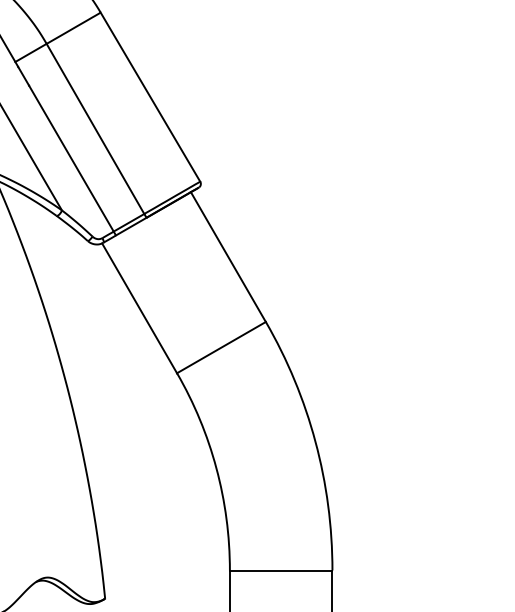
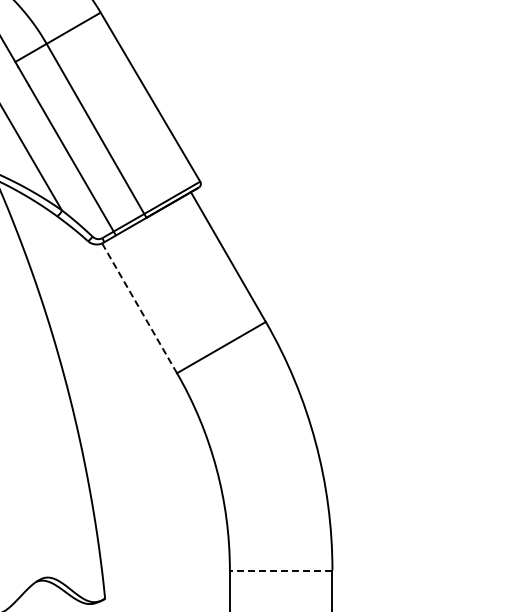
line: solid -> dashed (139, 308)
line: solid -> dashed (280, 570)
